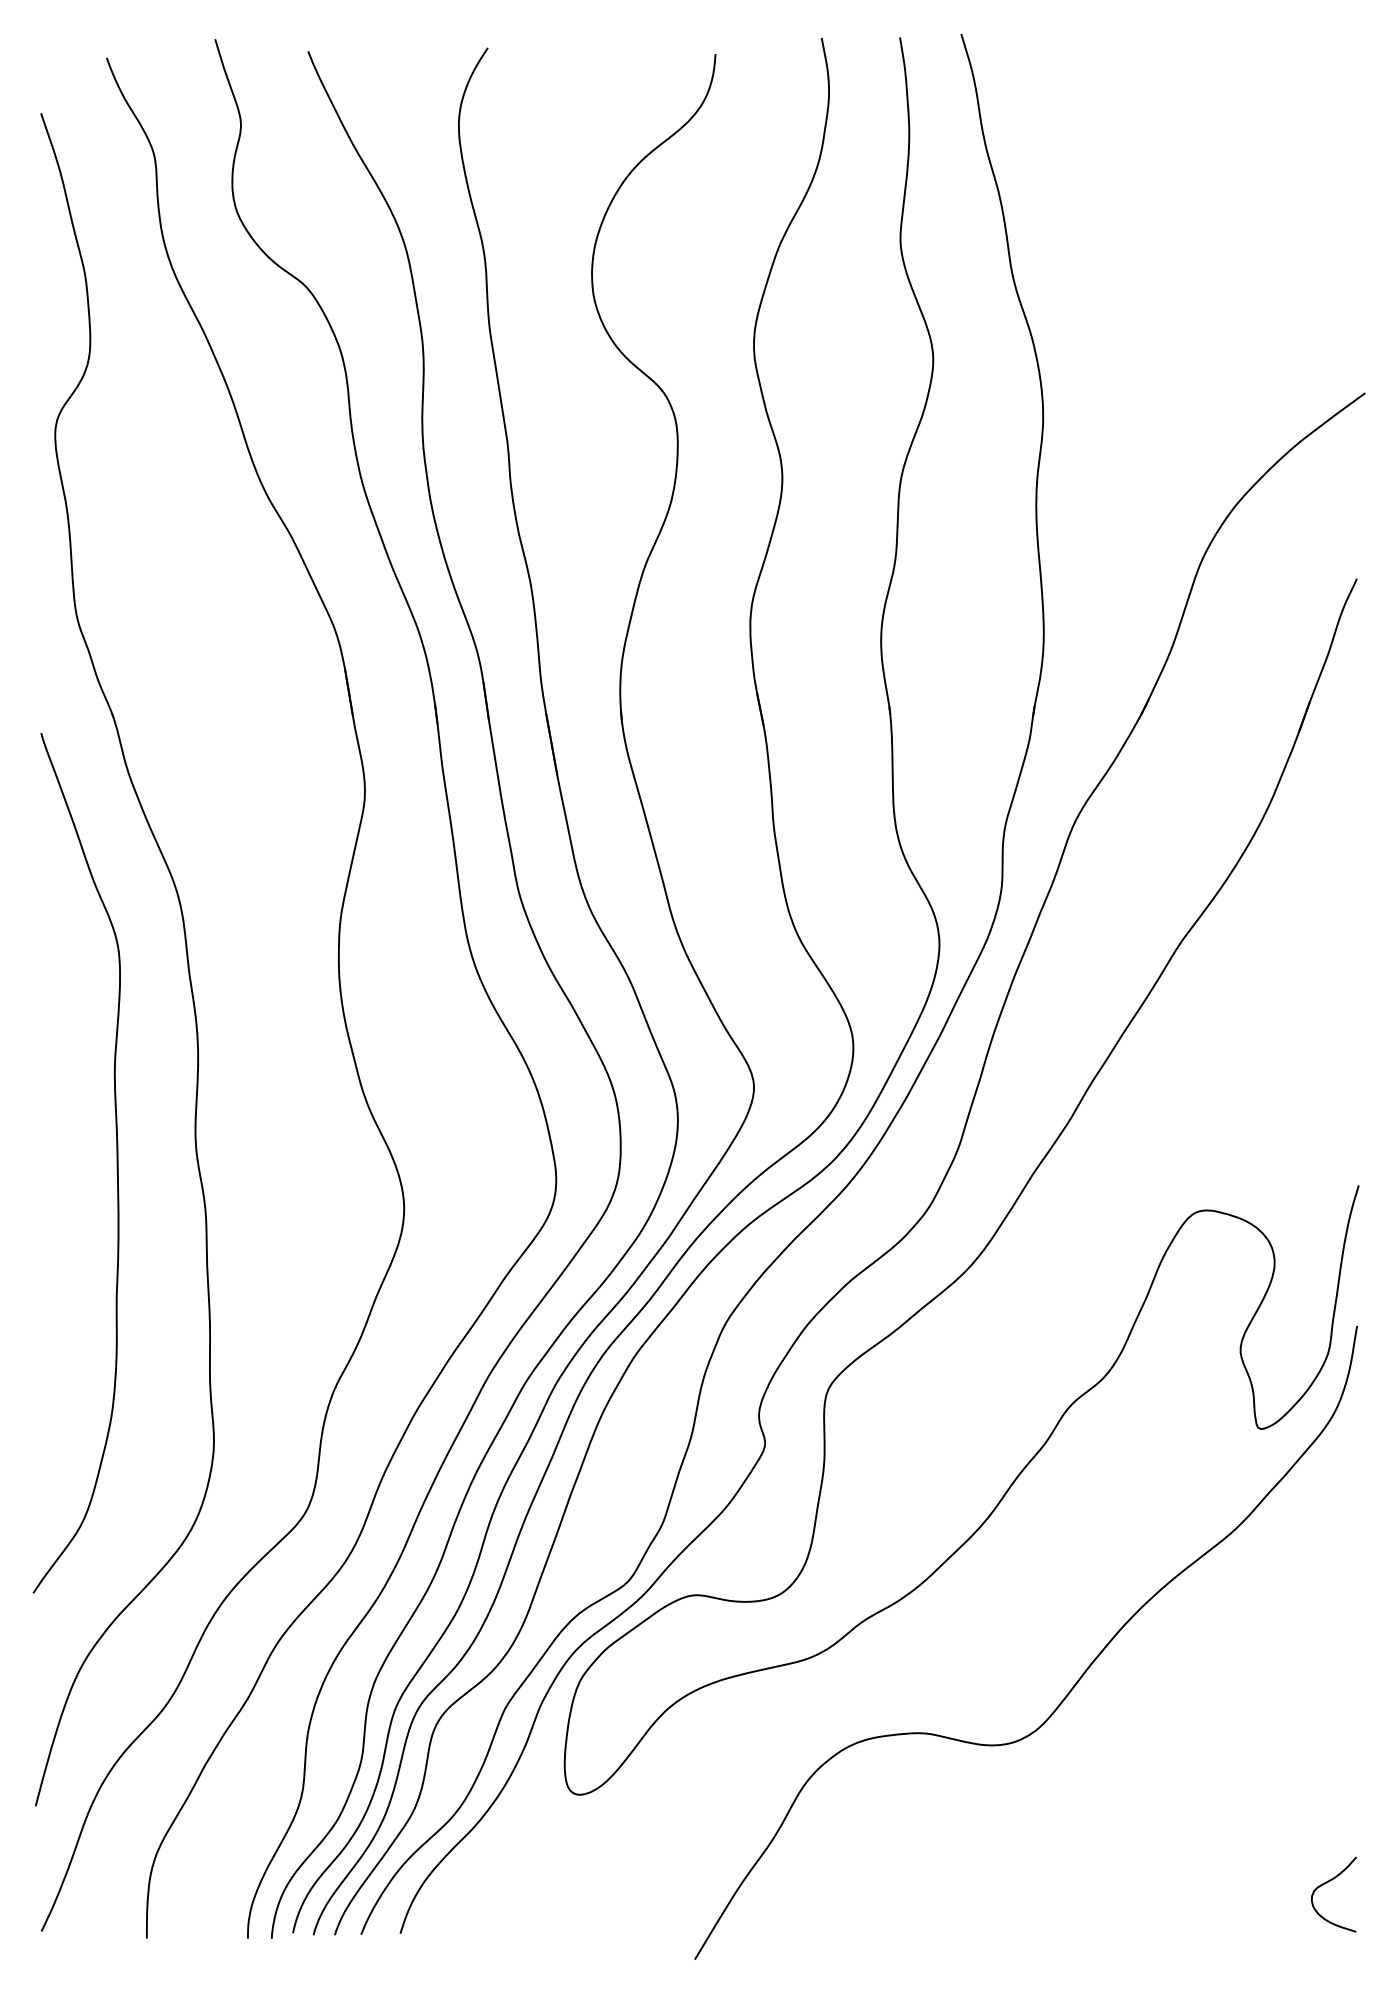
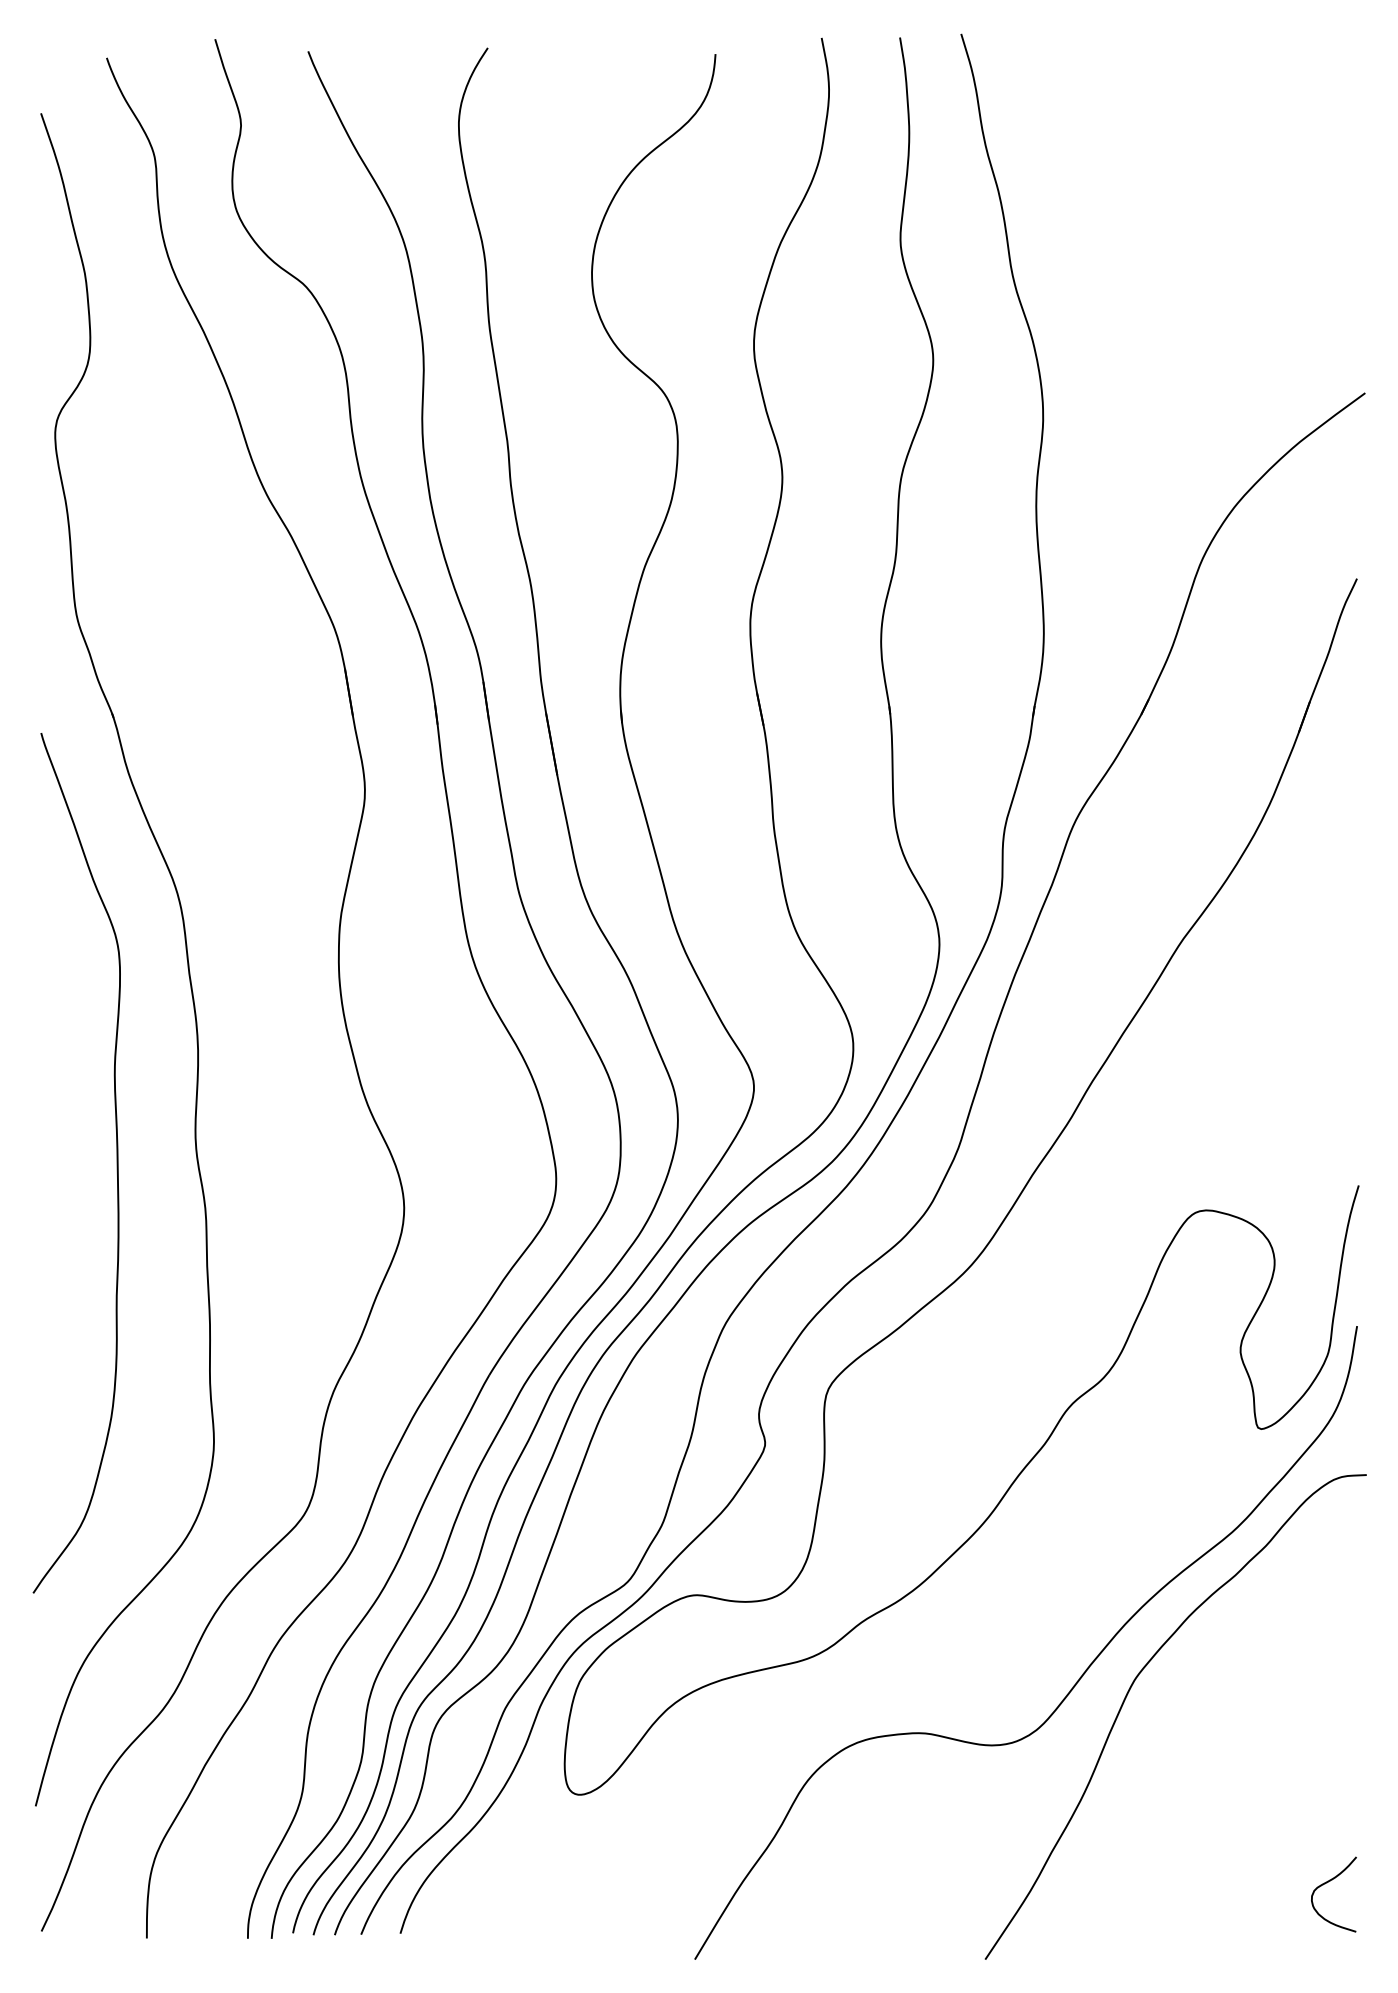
curve: none -> present (1129, 1692)
